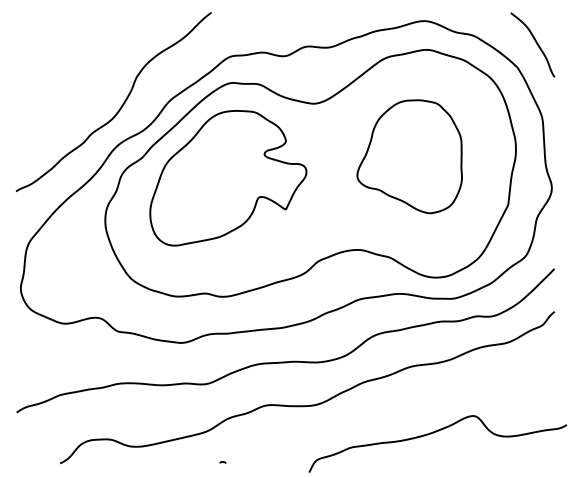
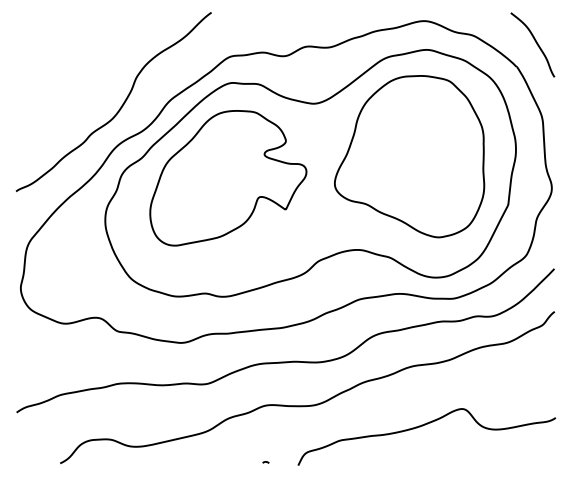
part size: 107x116 px -> 152x164 px (409, 156)
curve position: (434, 433) -> (423, 426) (423, 426)
line position: (222, 462) -> (265, 462) (265, 462)
